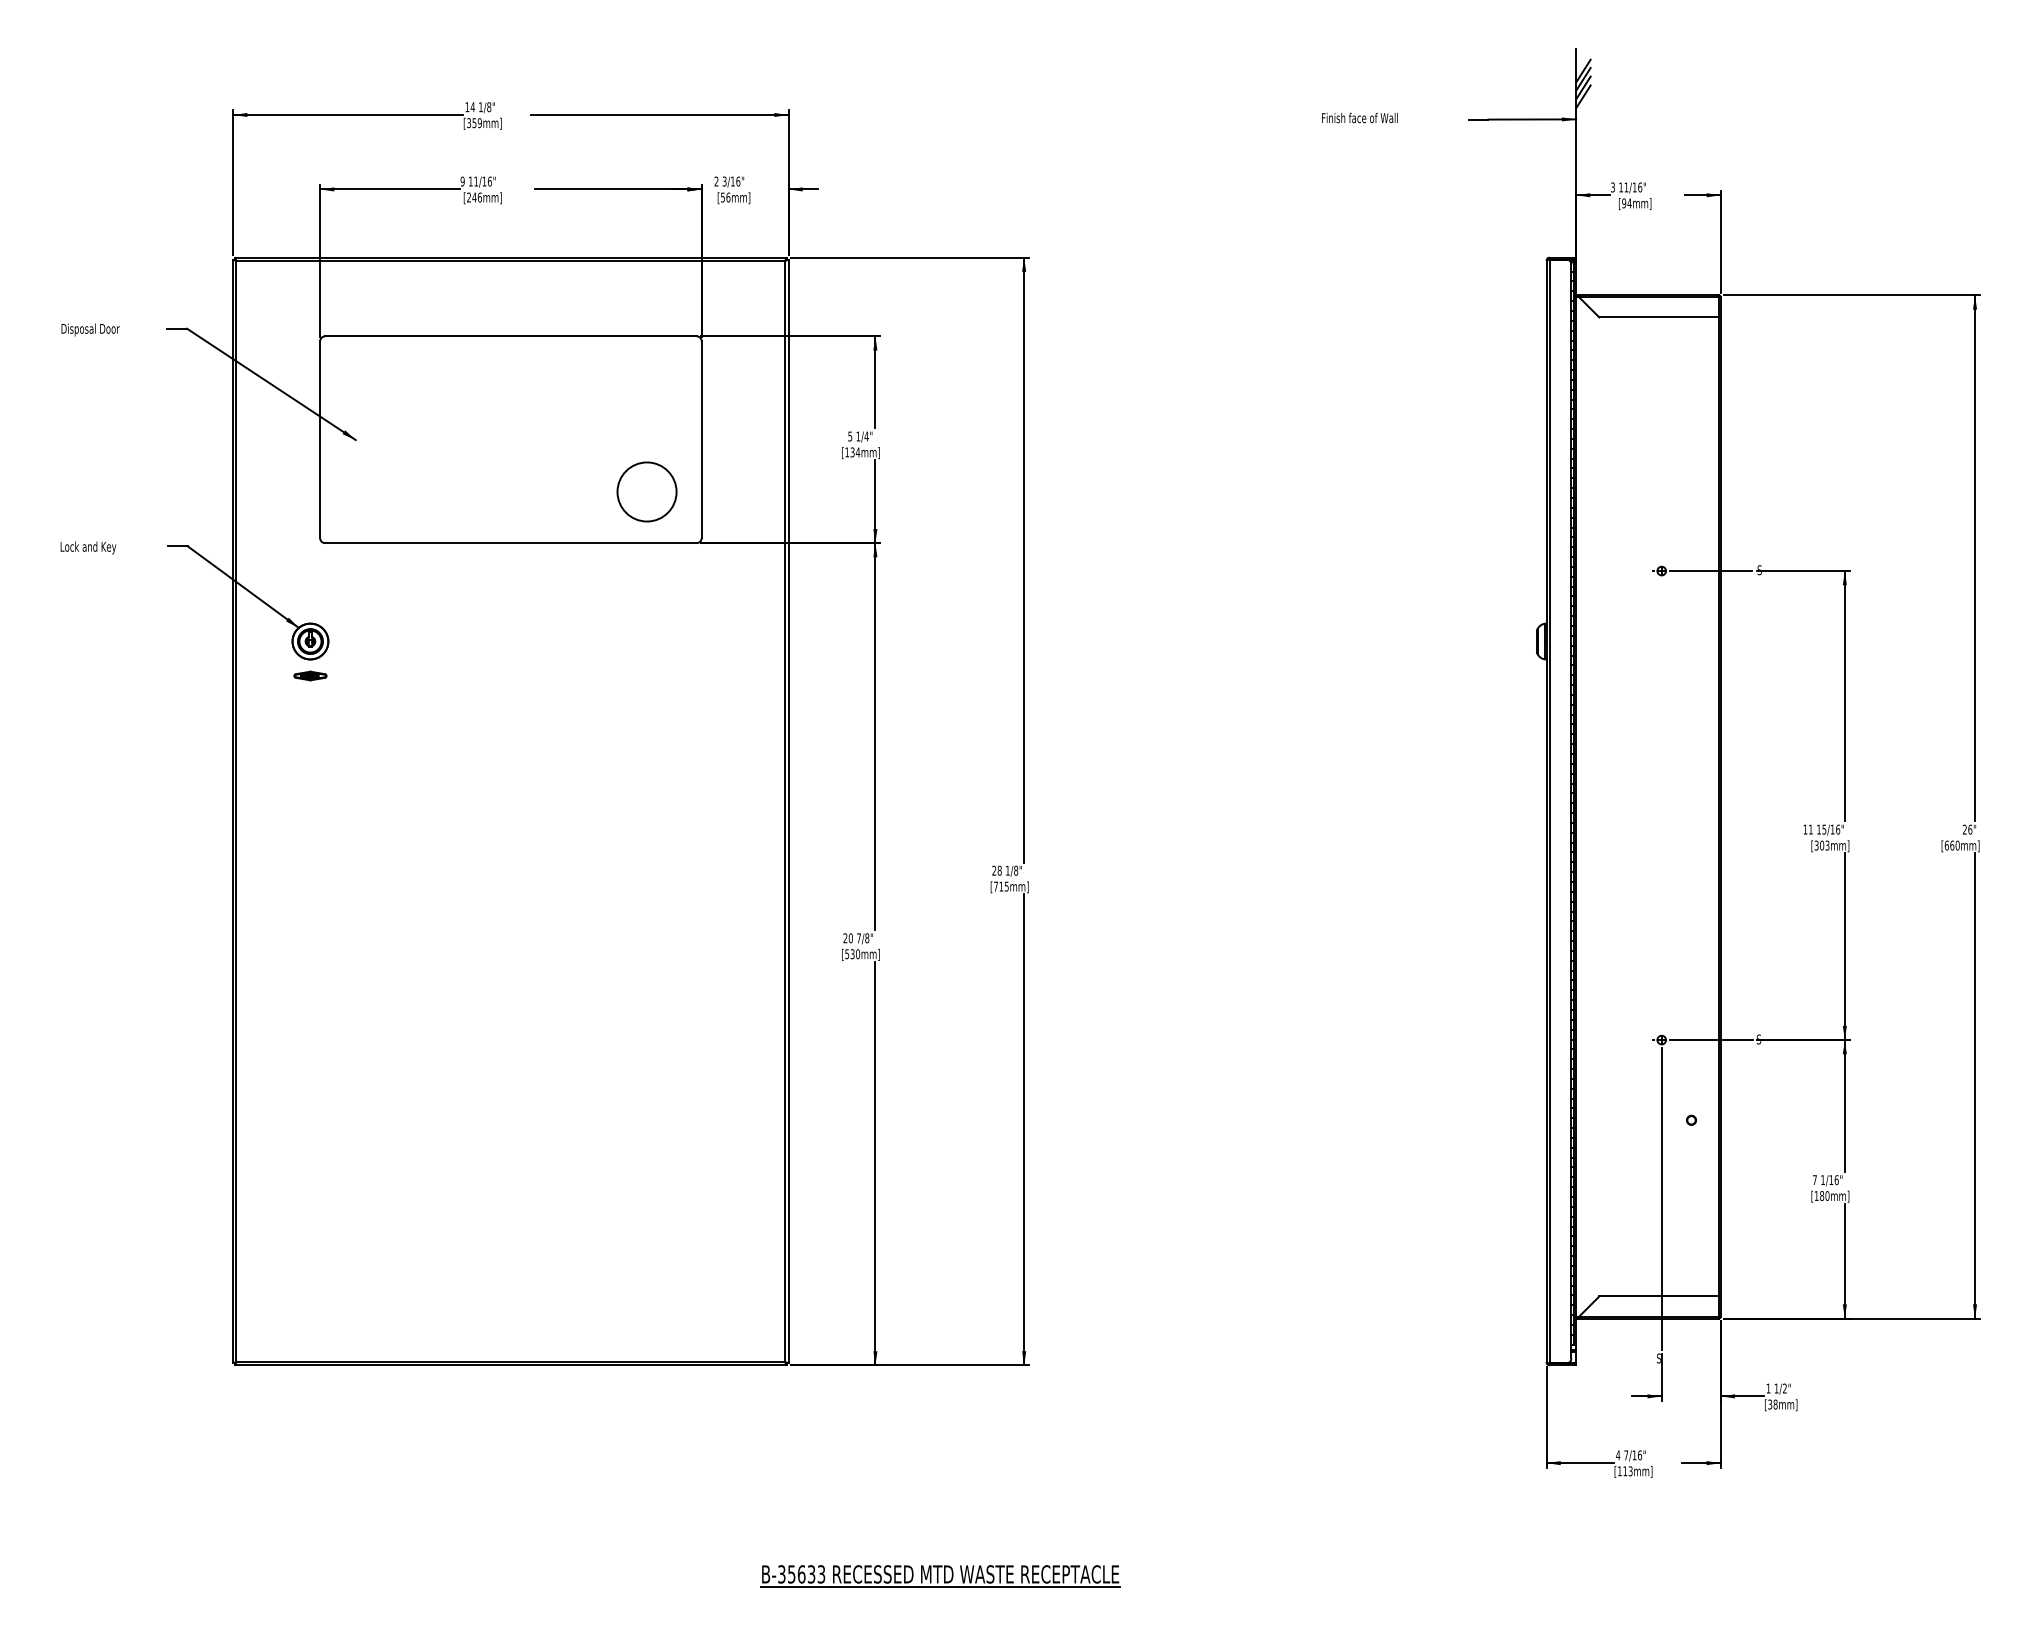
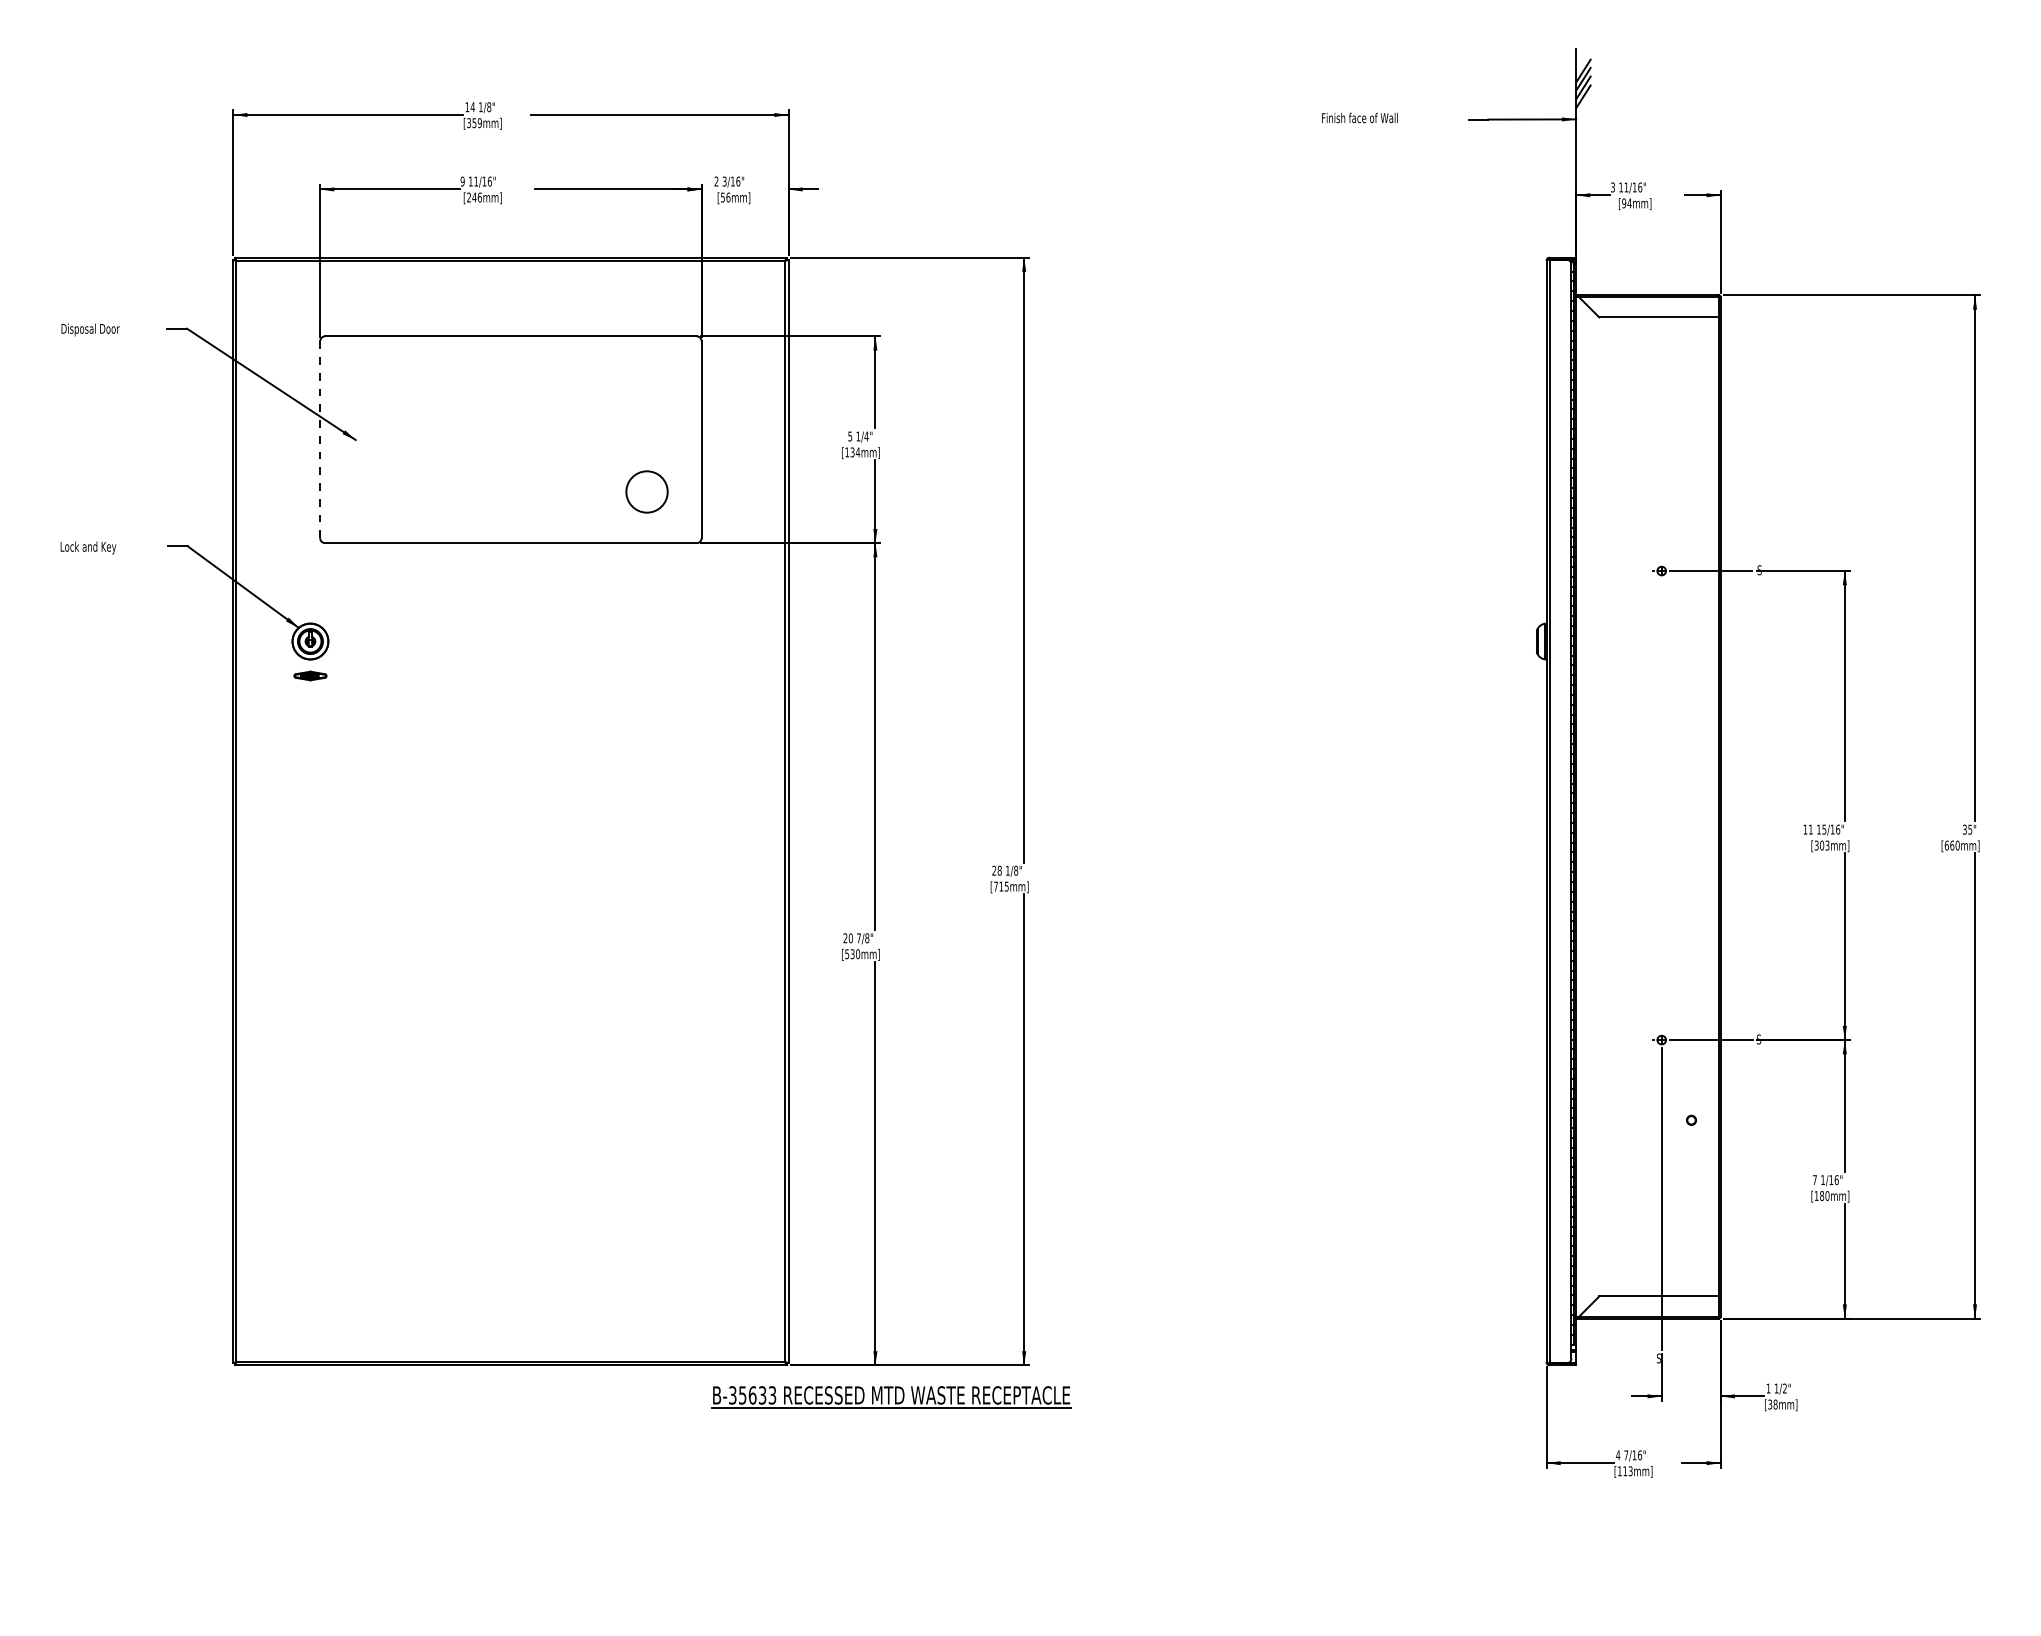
line: solid -> dashed (320, 440)
circle diameter: 59 px -> 41 px (646, 491)
text: 26" -> 35" (1967, 829)
part position: (940, 1576) -> (891, 1397) (891, 1397)
